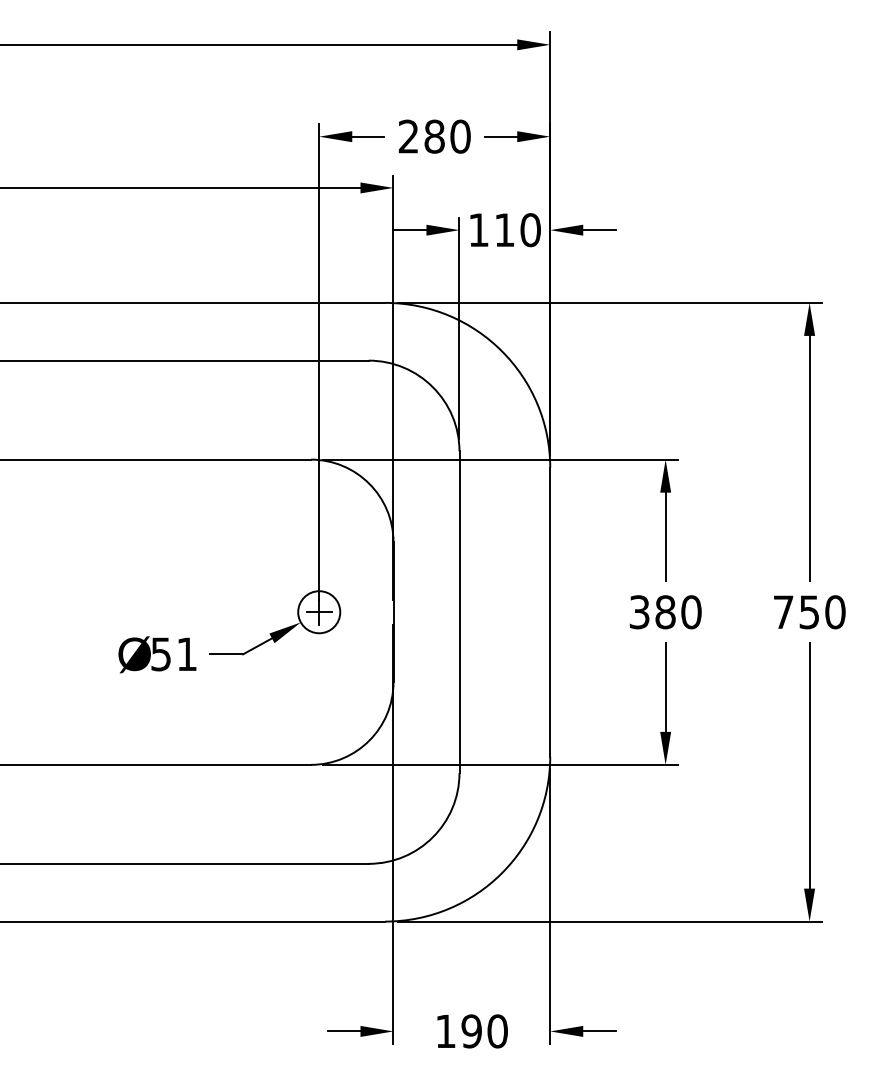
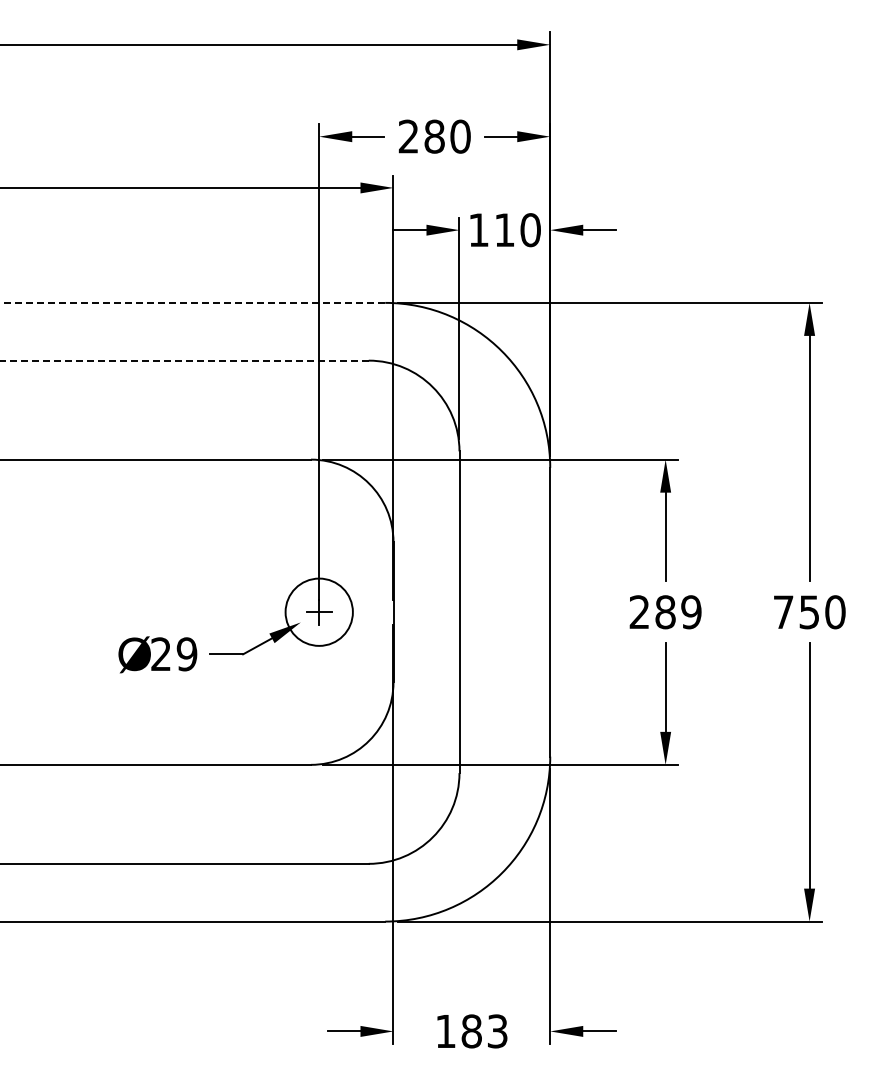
line: solid -> dashed (192, 302)
line: solid -> dashed (183, 360)
circle diameter: 42 px -> 67 px (318, 611)
text: 380 -> 289 (665, 612)
text: 51 -> 29 (174, 654)
text: 190 -> 183 (484, 1031)
